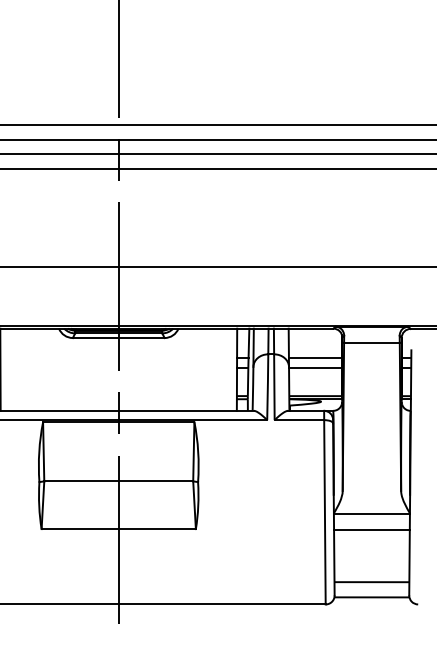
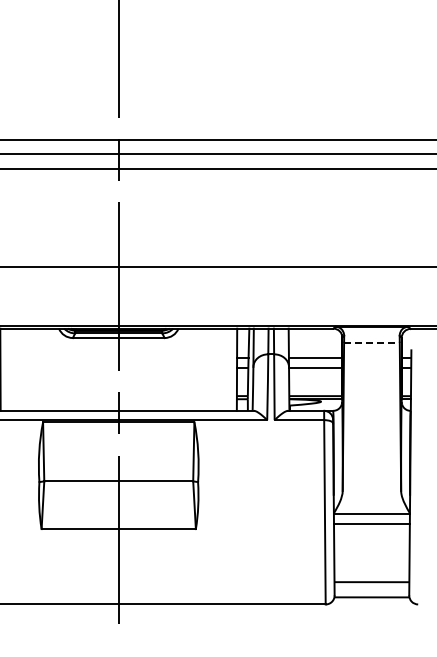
line: present -> none (217, 124)
line: solid -> dashed (371, 342)
line position: (371, 529) -> (371, 523) (371, 523)
